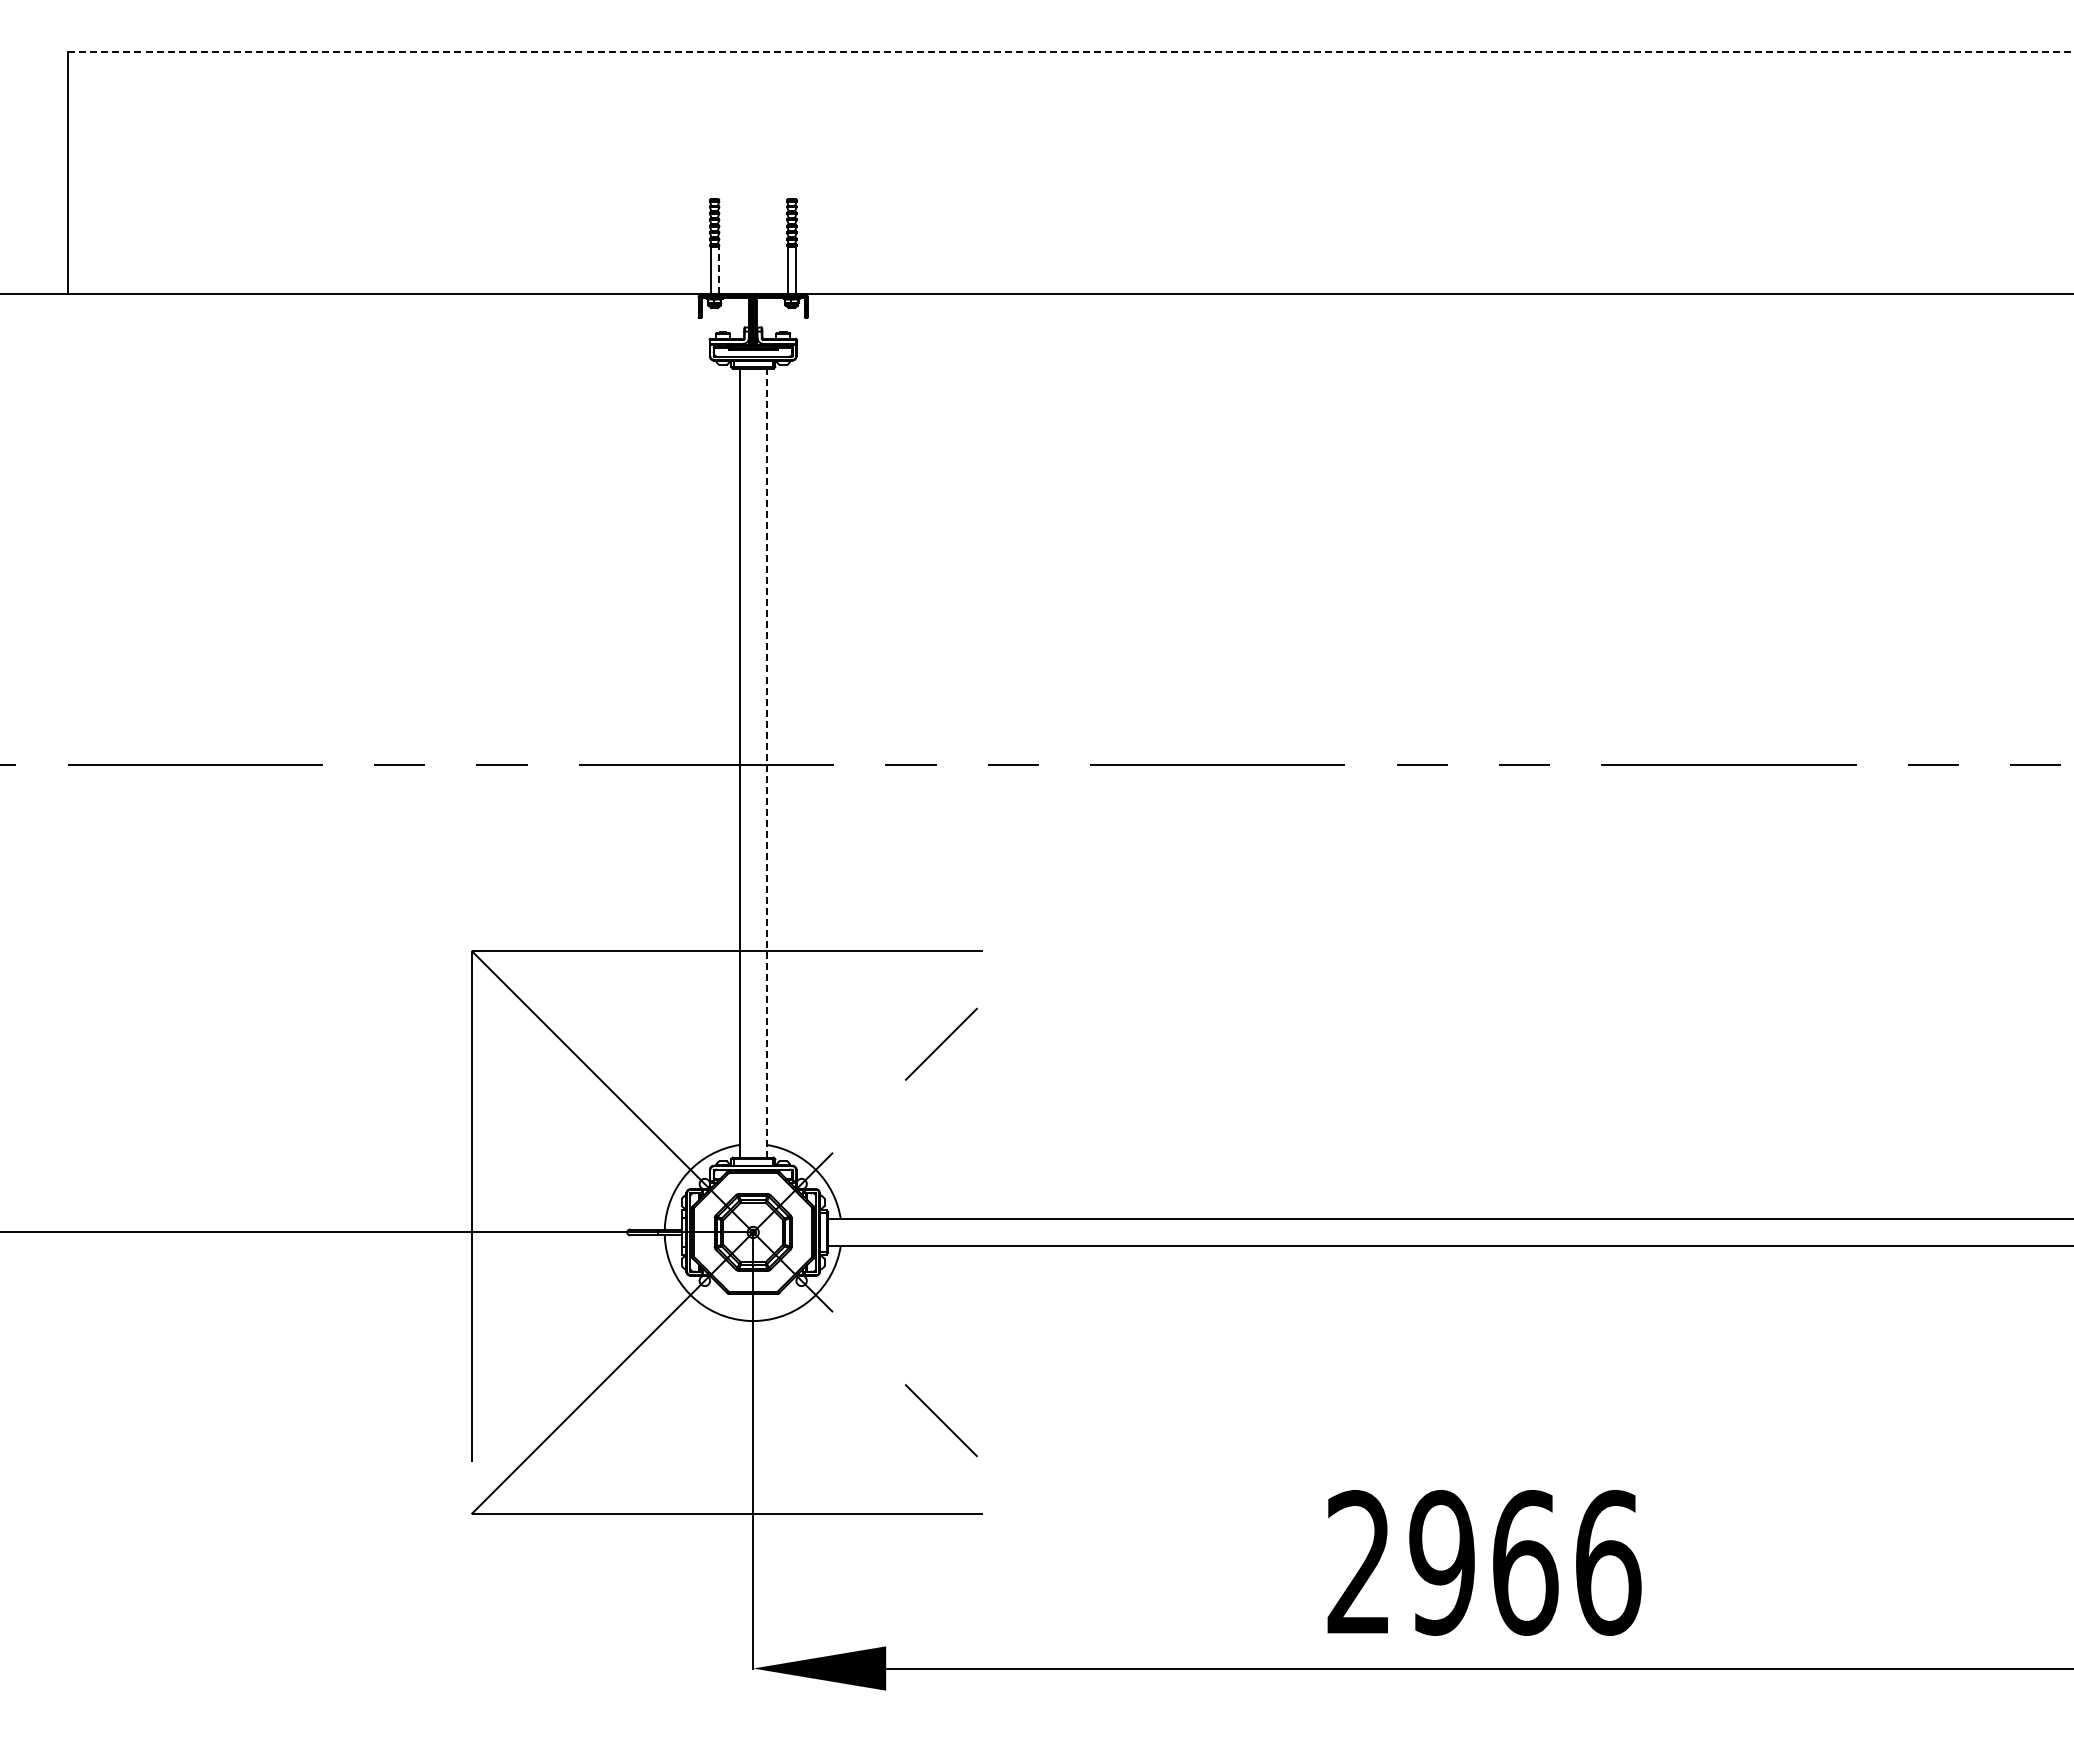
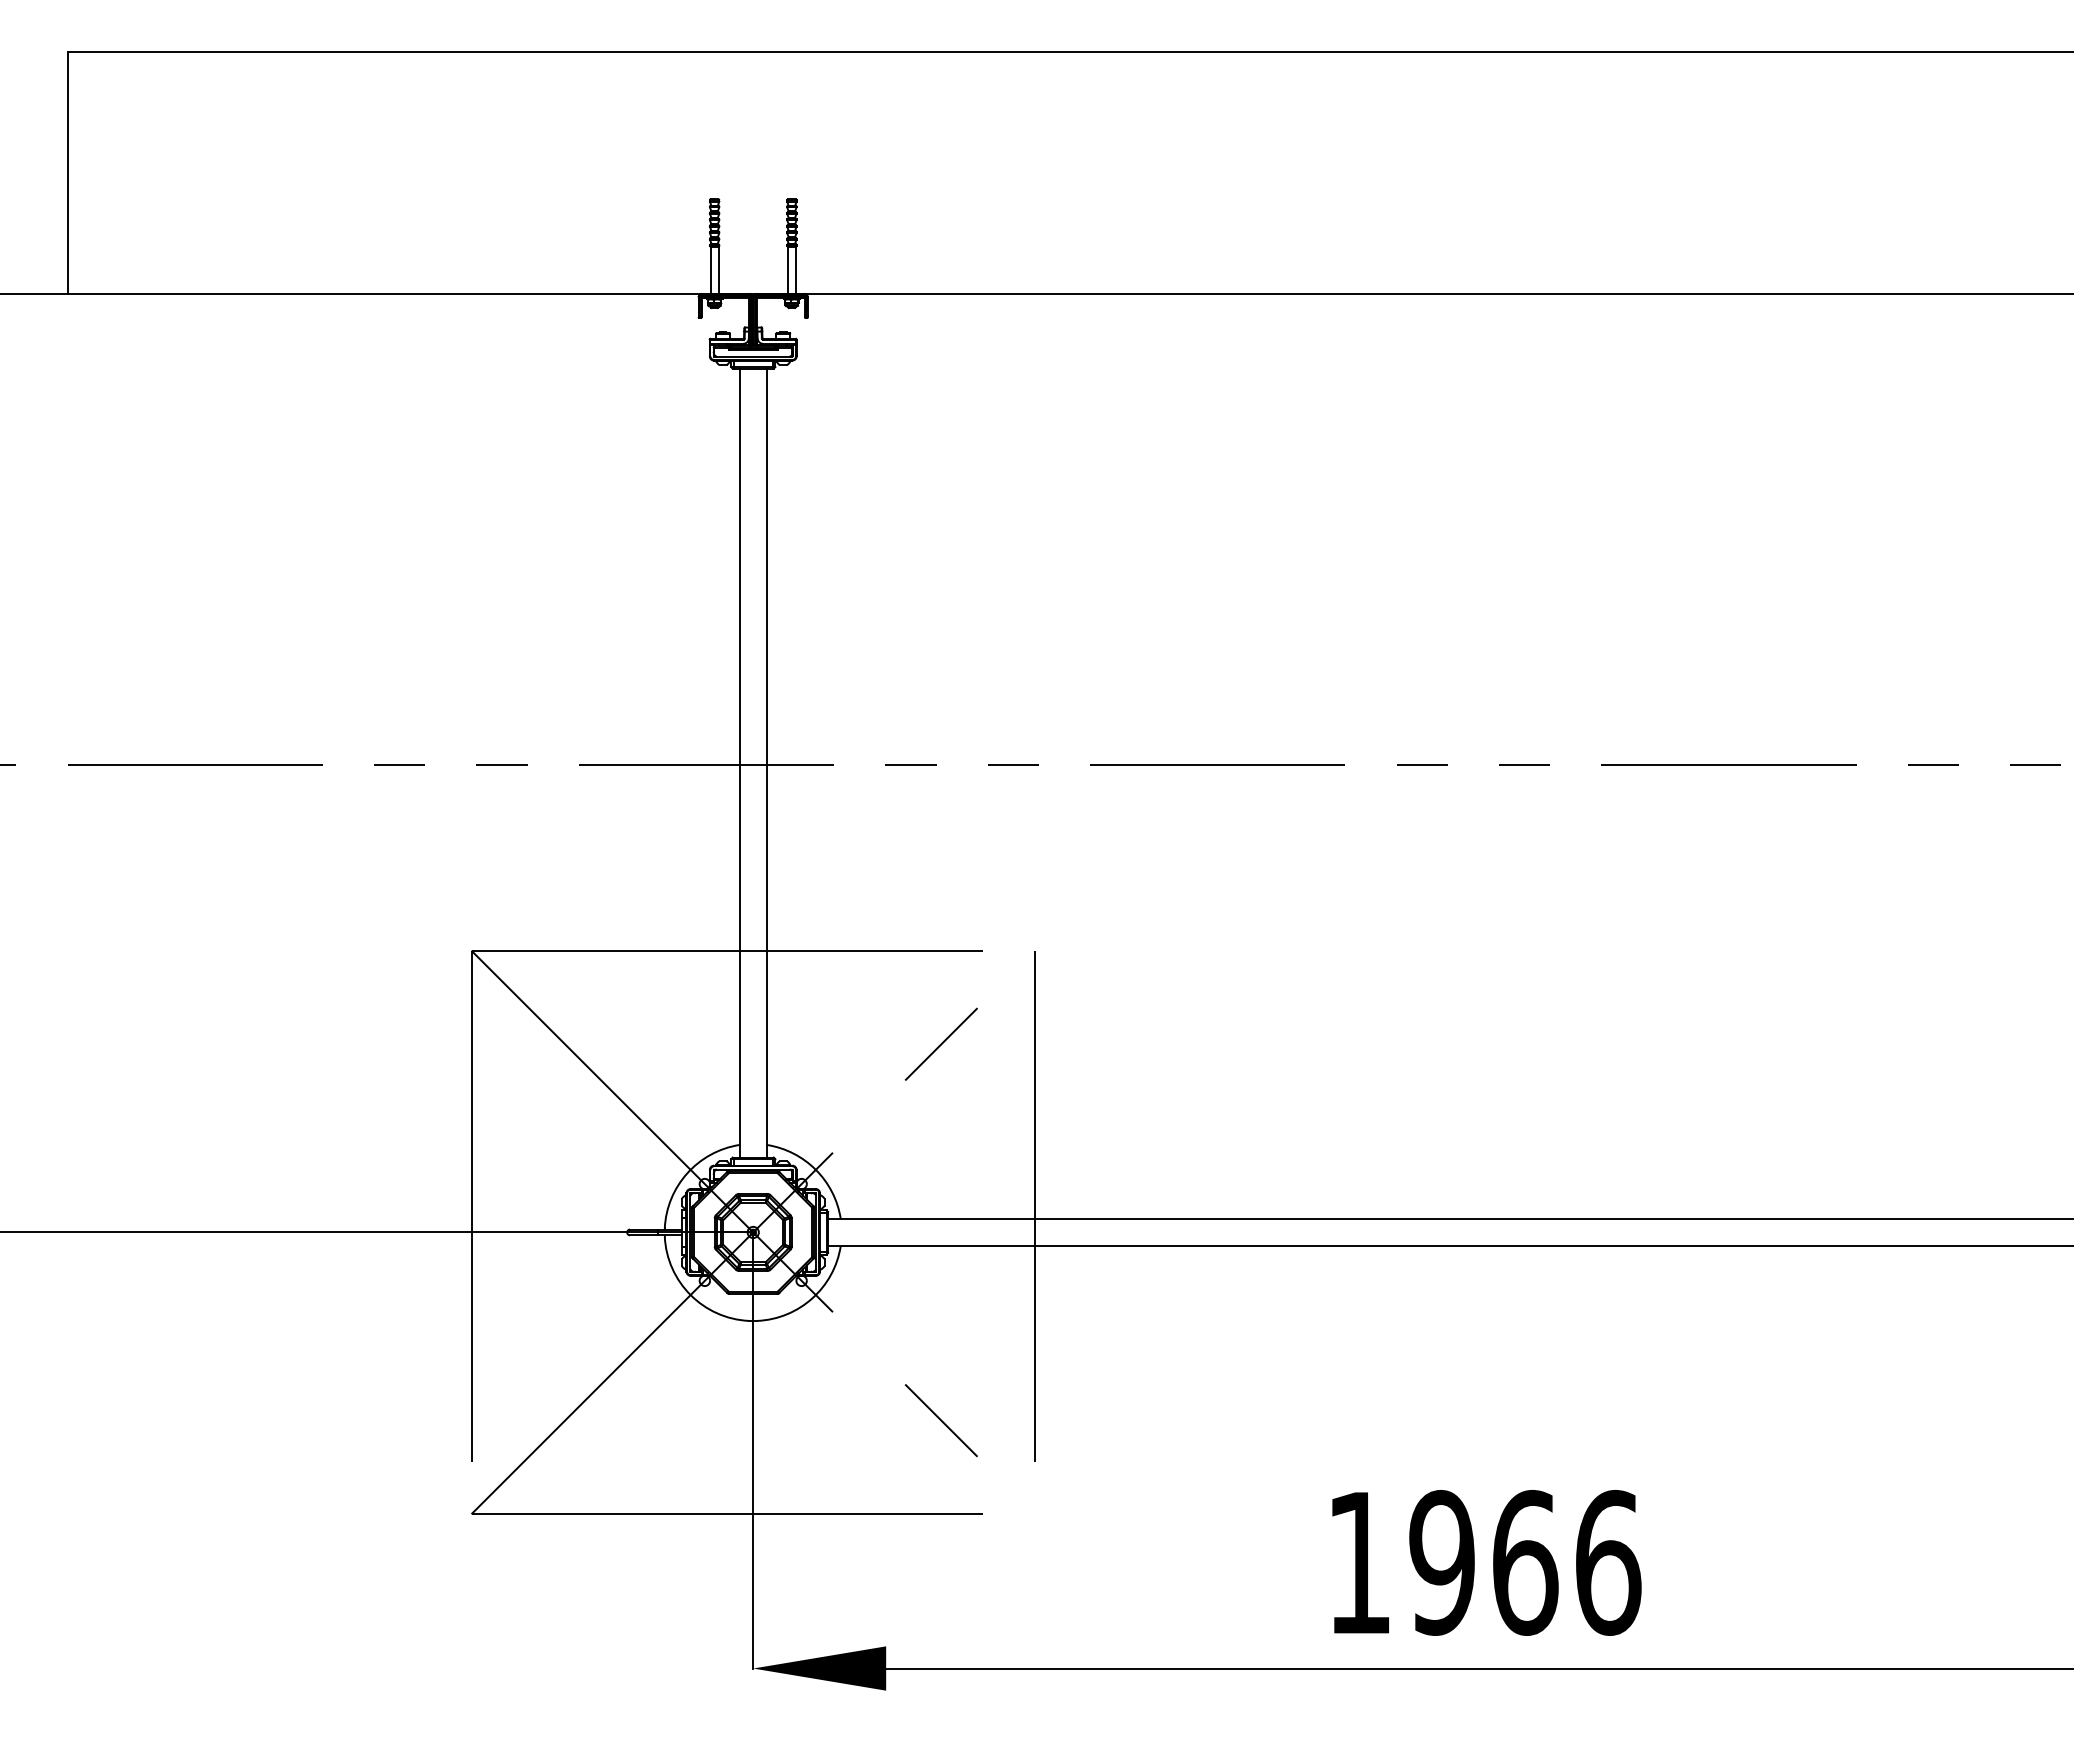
line: dashed -> solid (1070, 52)
line: dashed -> solid (718, 270)
line: dashed -> solid (766, 762)
line: none -> present (1035, 1232)
text: 2966 -> 1966 (1357, 1561)
